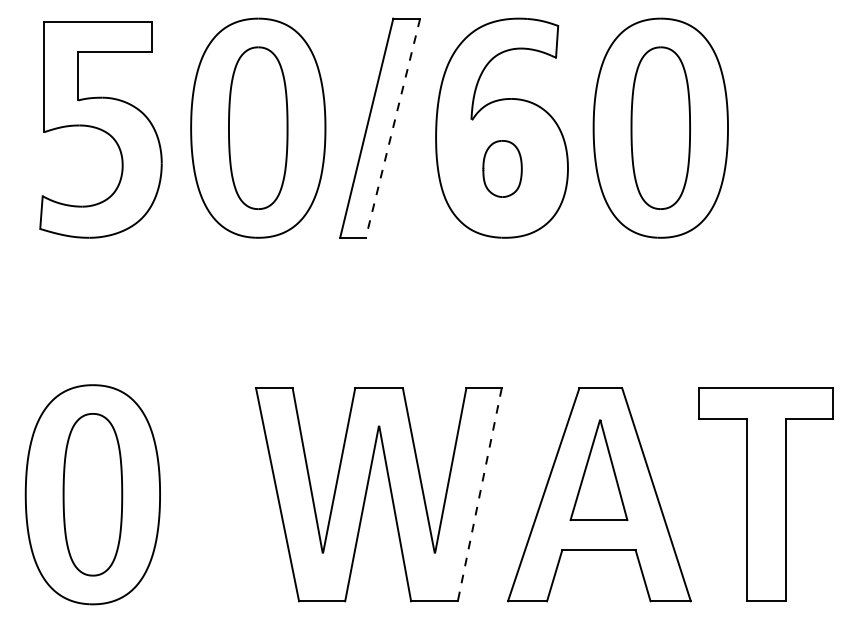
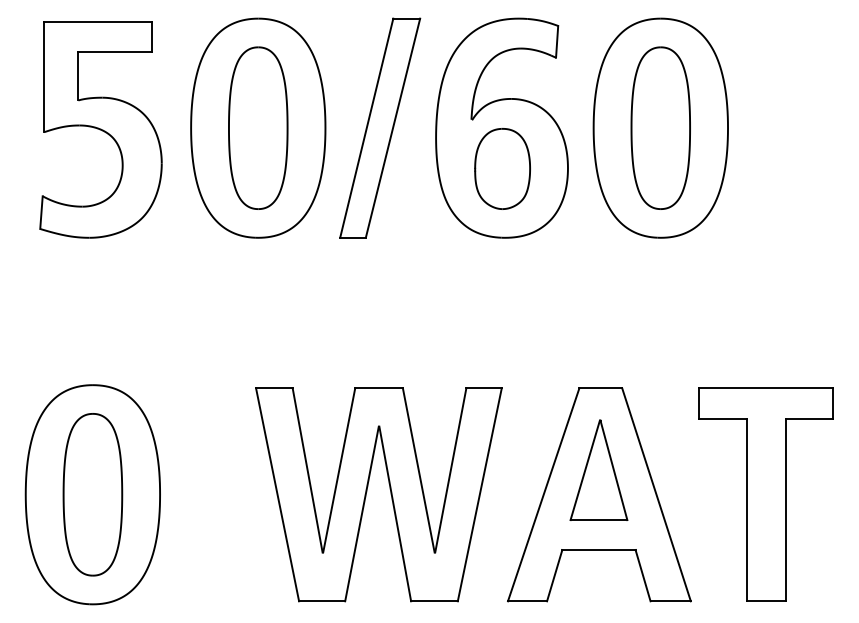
line: dashed -> solid (393, 128)
part size: 41x58 px -> 57x82 px (502, 168)
line: dashed -> solid (479, 494)
